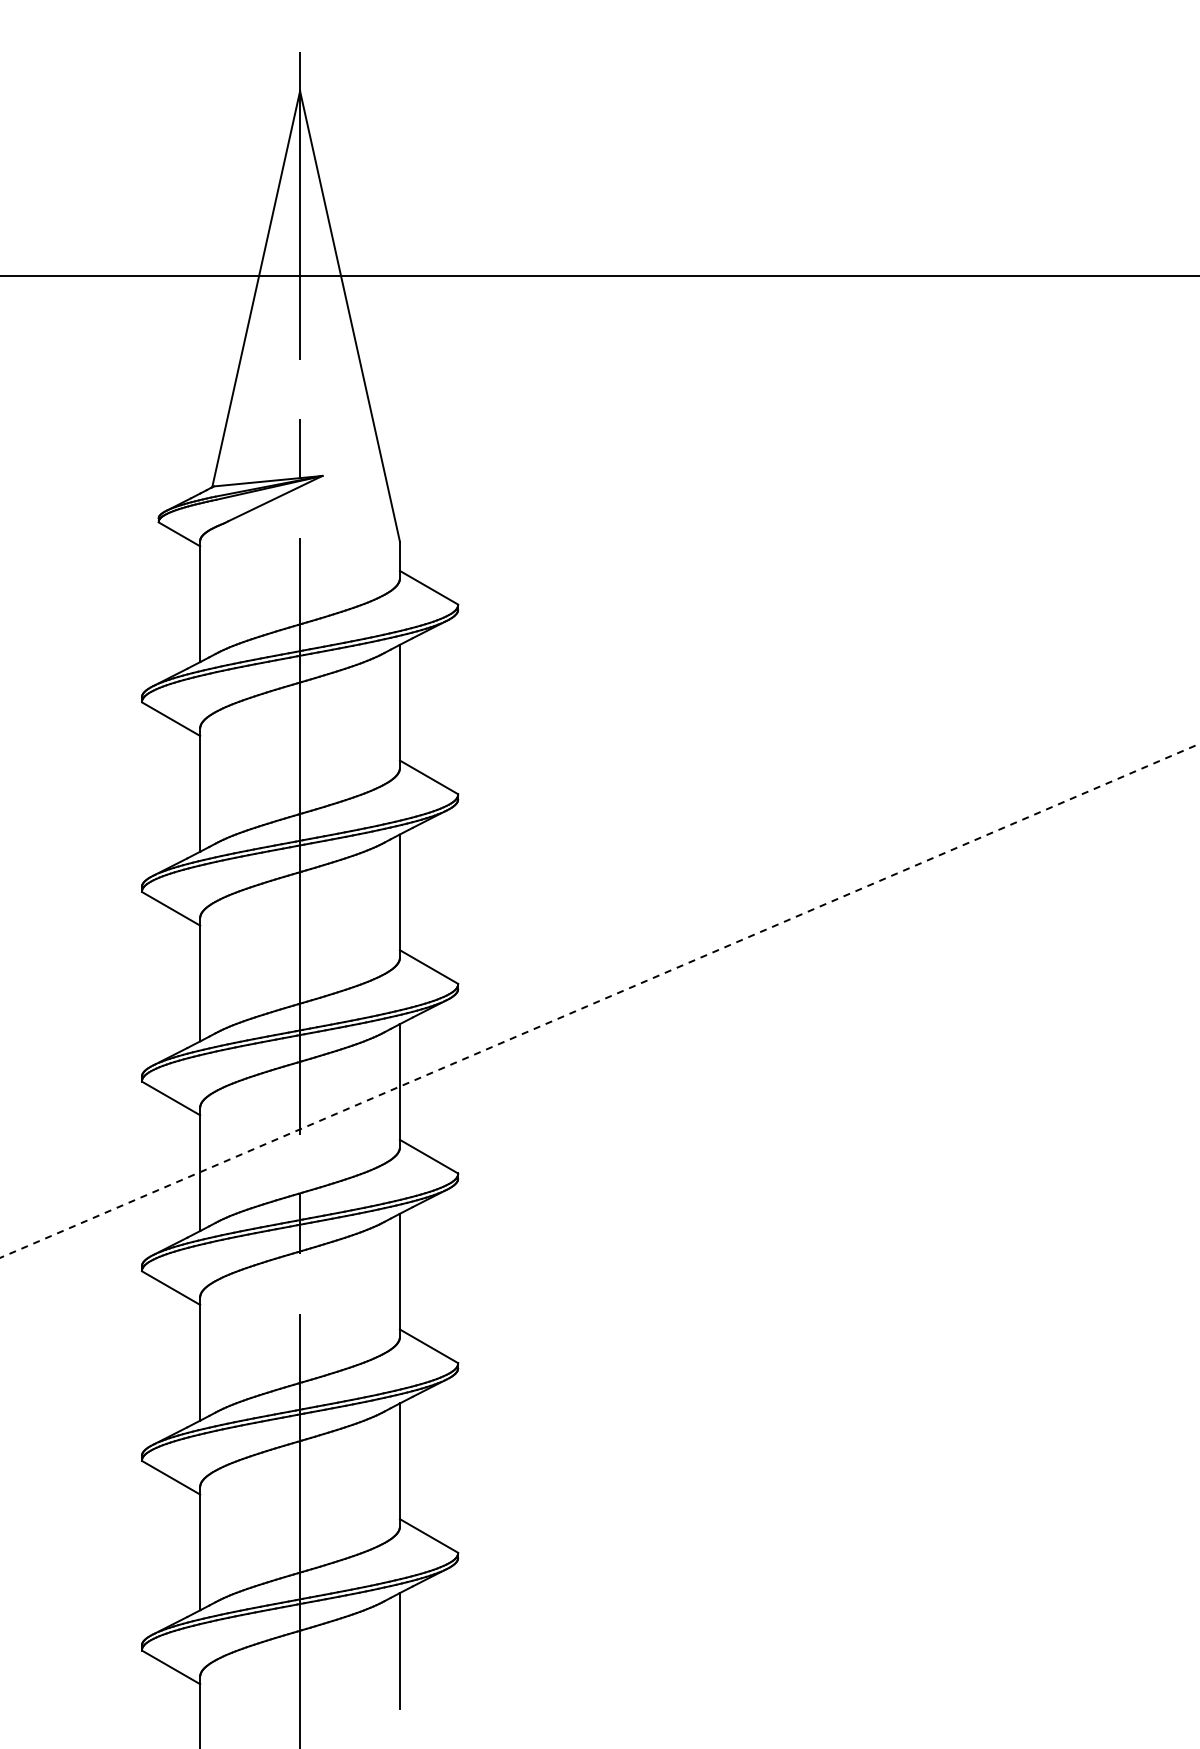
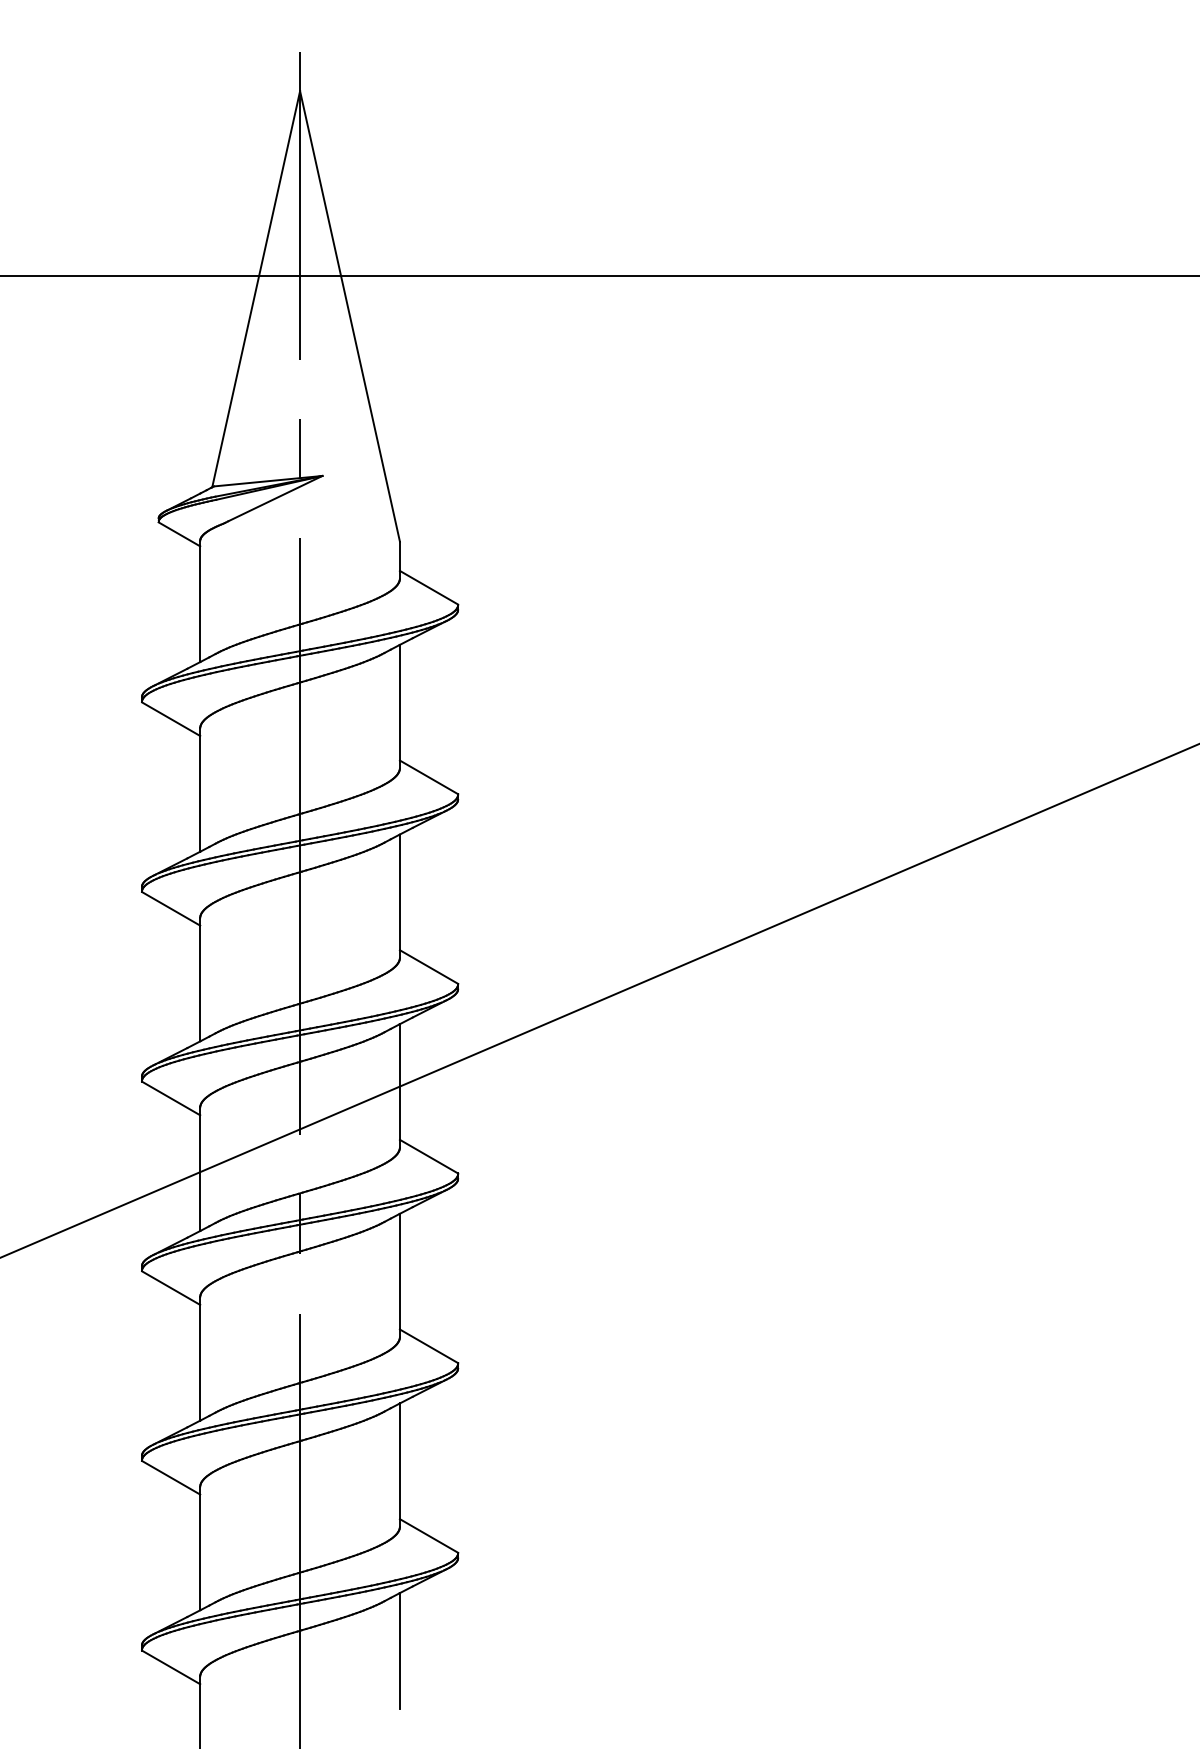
line: dashed -> solid (599, 1000)
